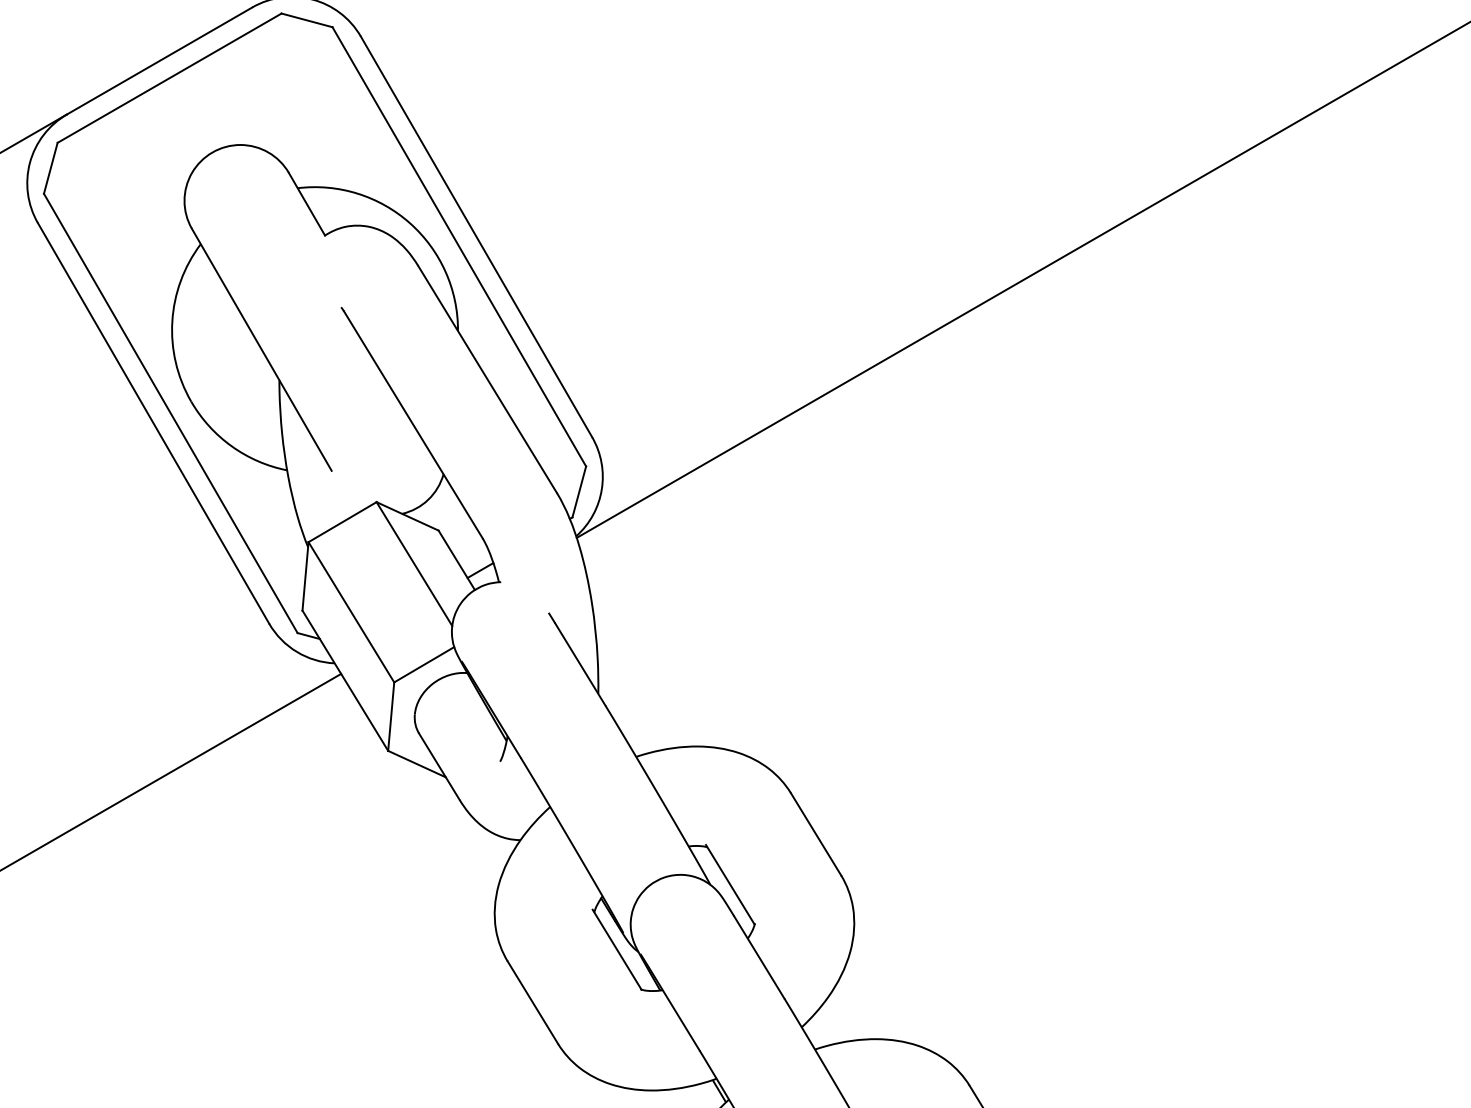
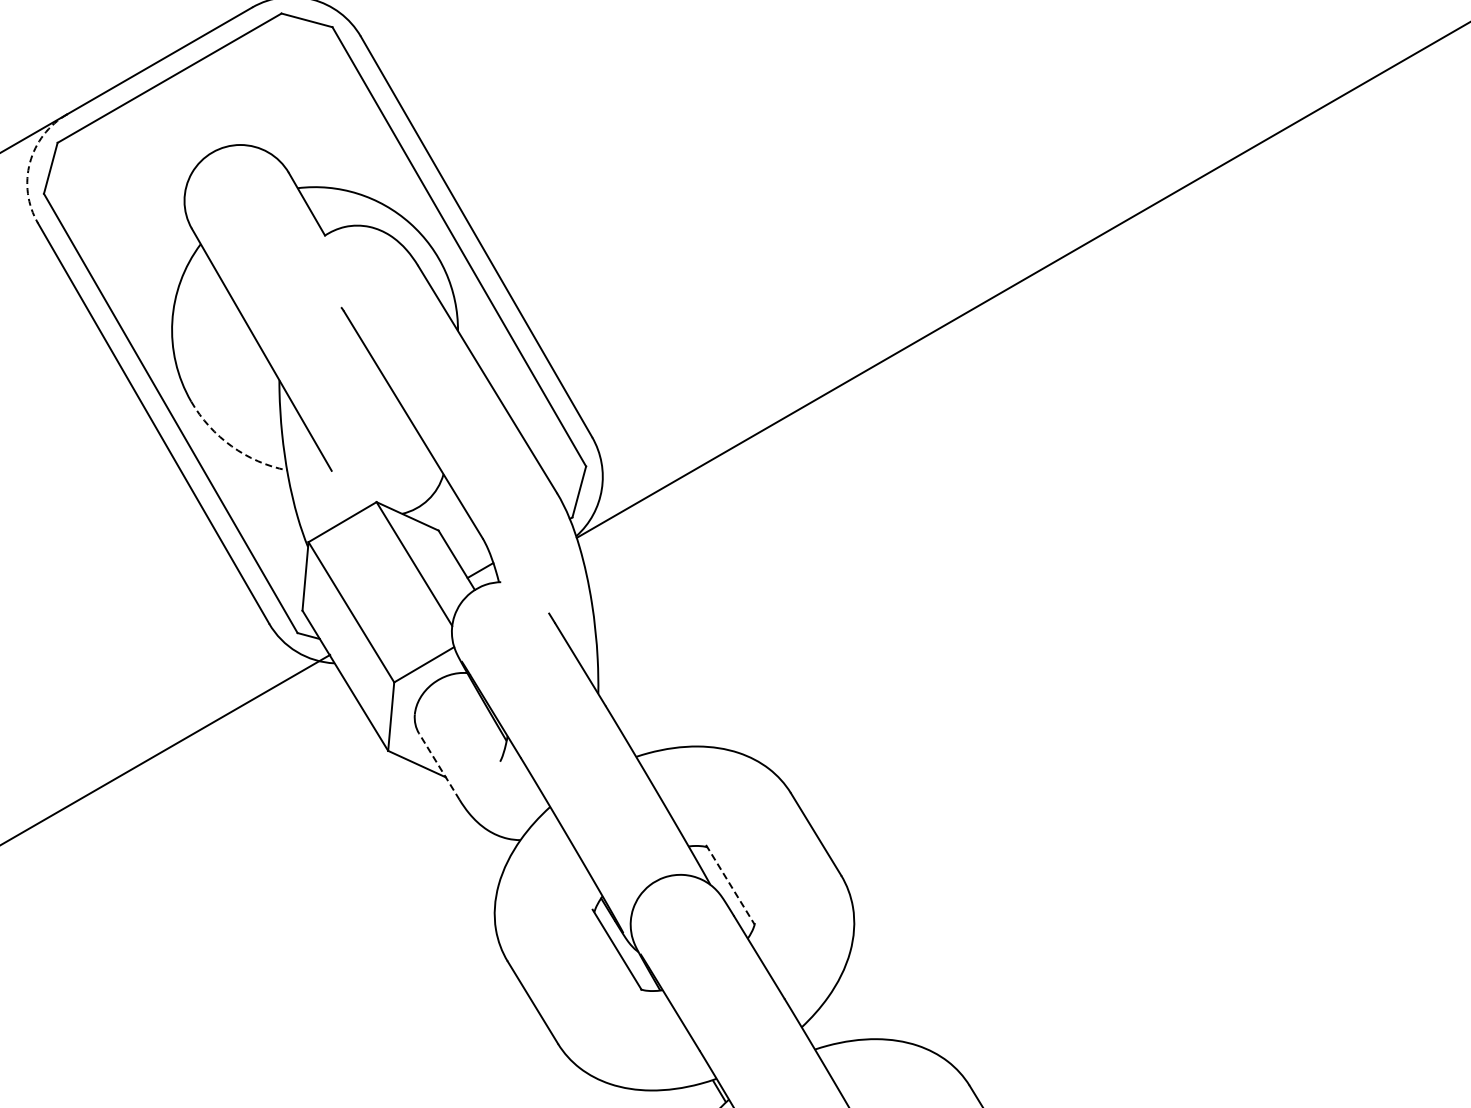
arc: solid -> dashed (29, 162)
arc: solid -> dashed (231, 446)
line: solid -> dashed (439, 766)
line position: (171, 771) -> (166, 748) (166, 748)
line: solid -> dashed (730, 884)
